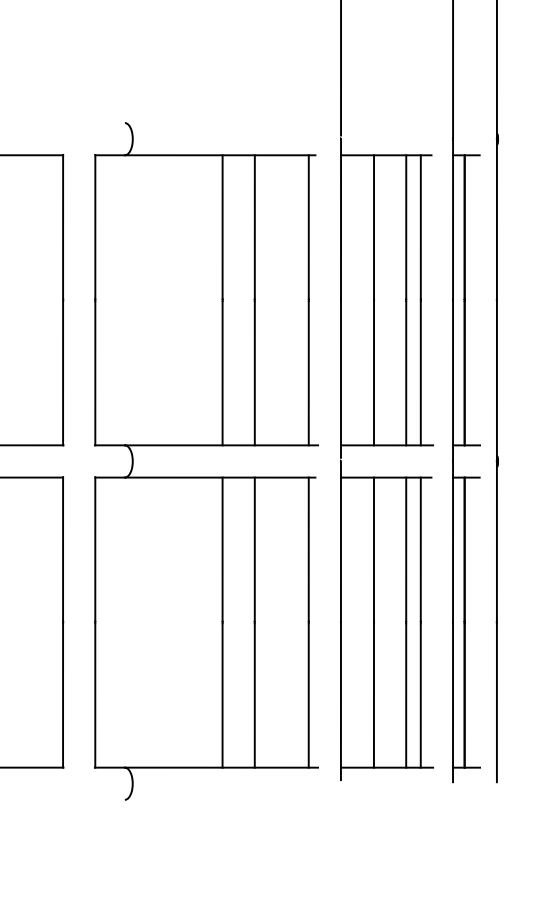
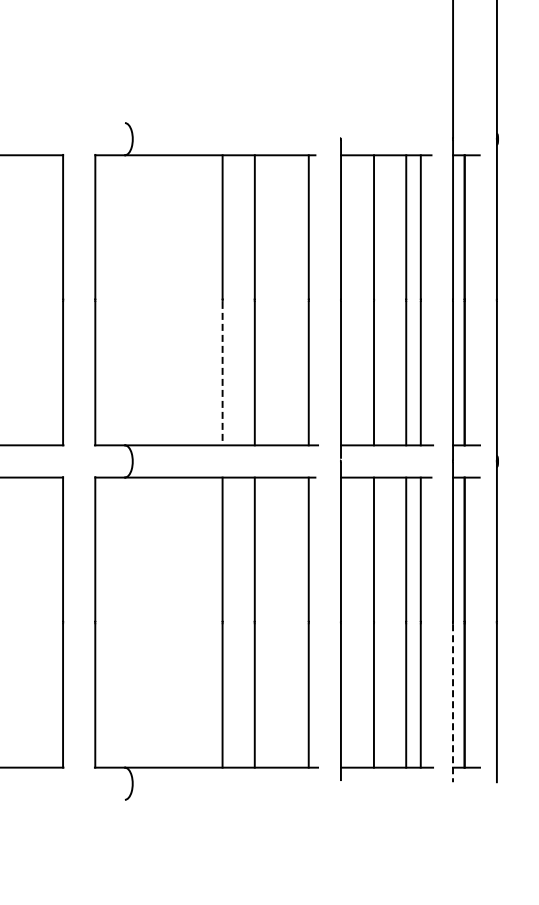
line: present -> none (341, 68)
line: solid -> dashed (222, 373)
line: solid -> dashed (453, 703)
